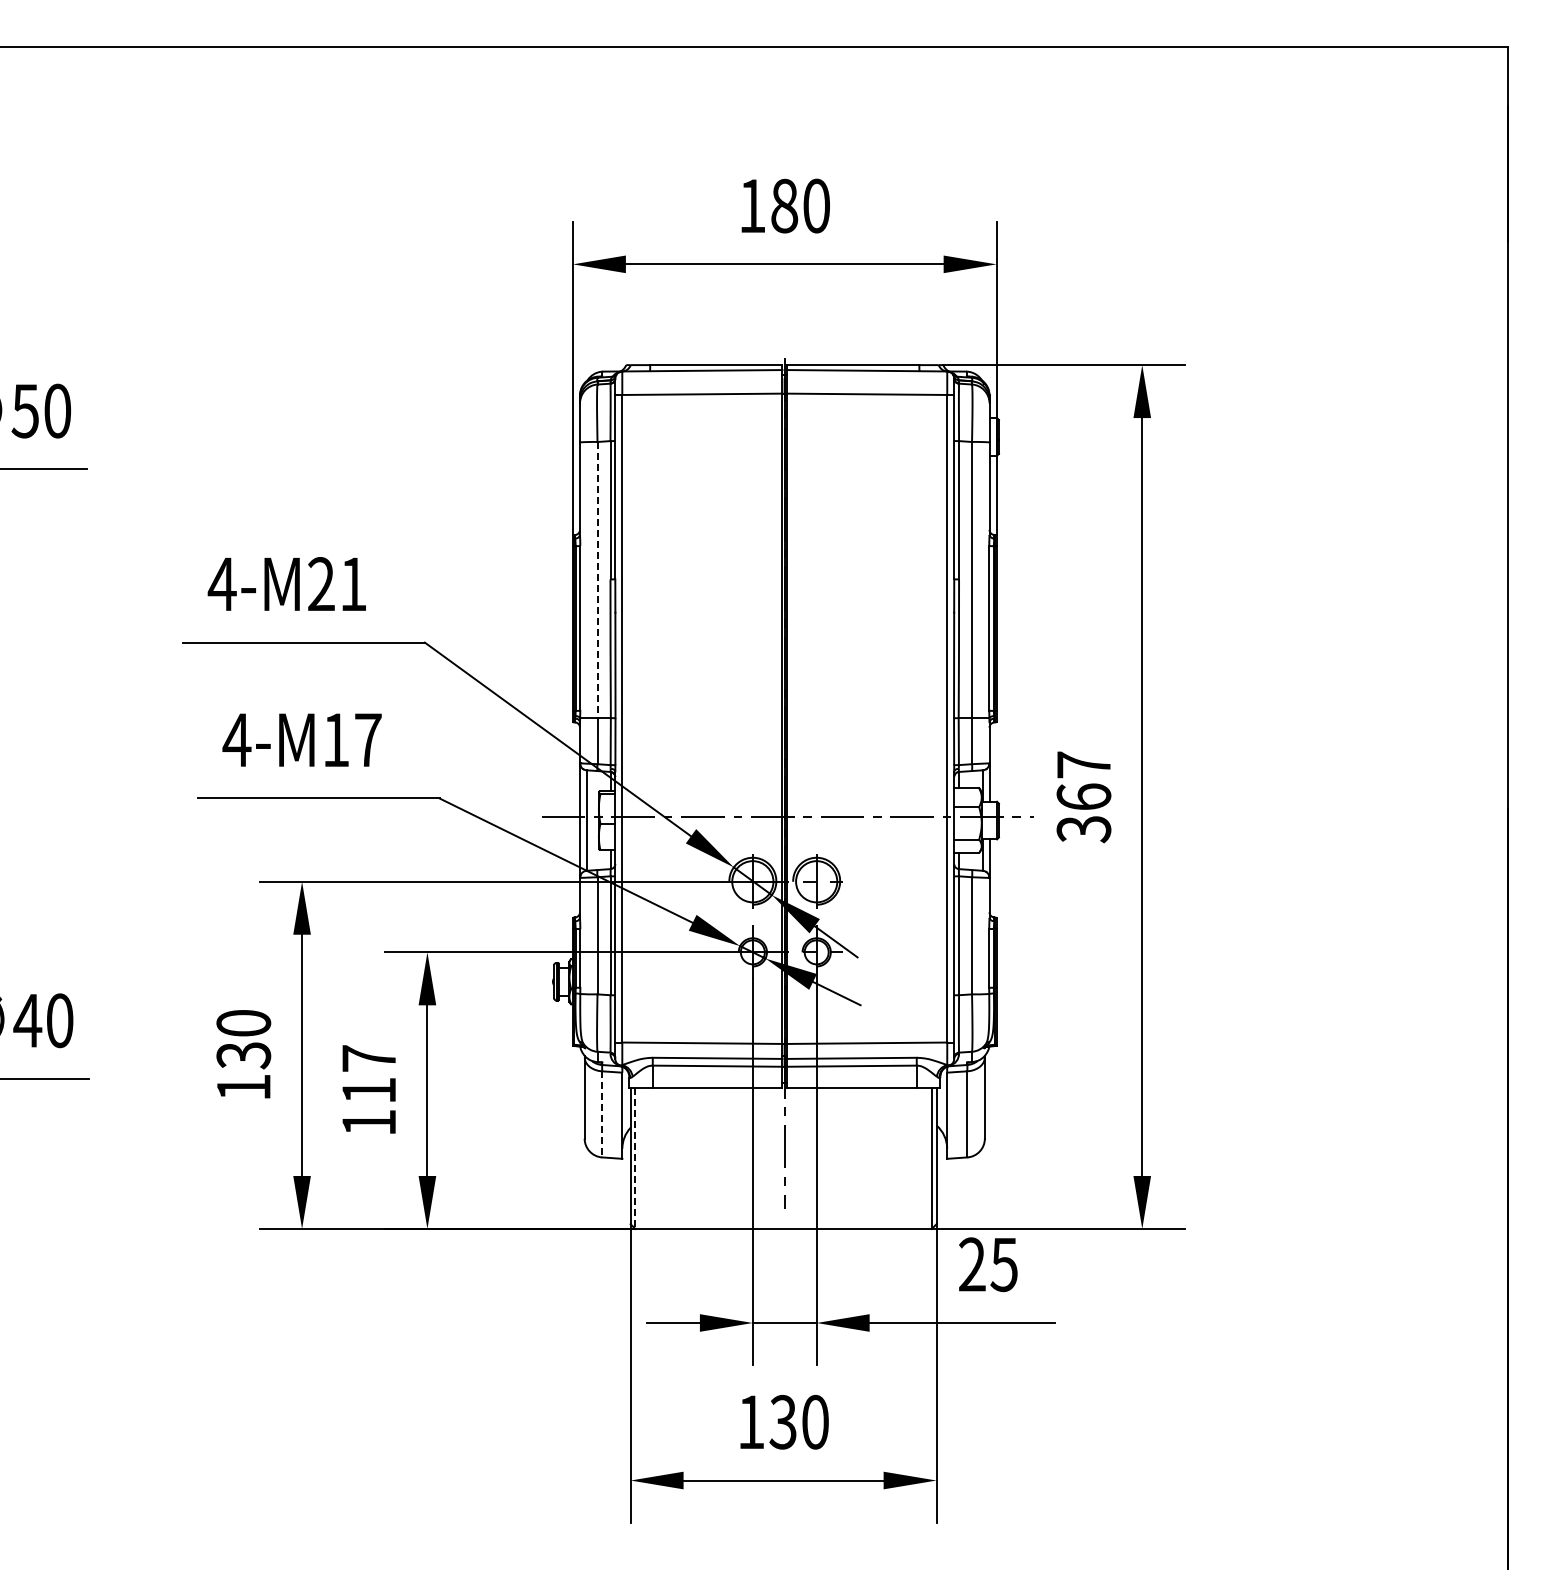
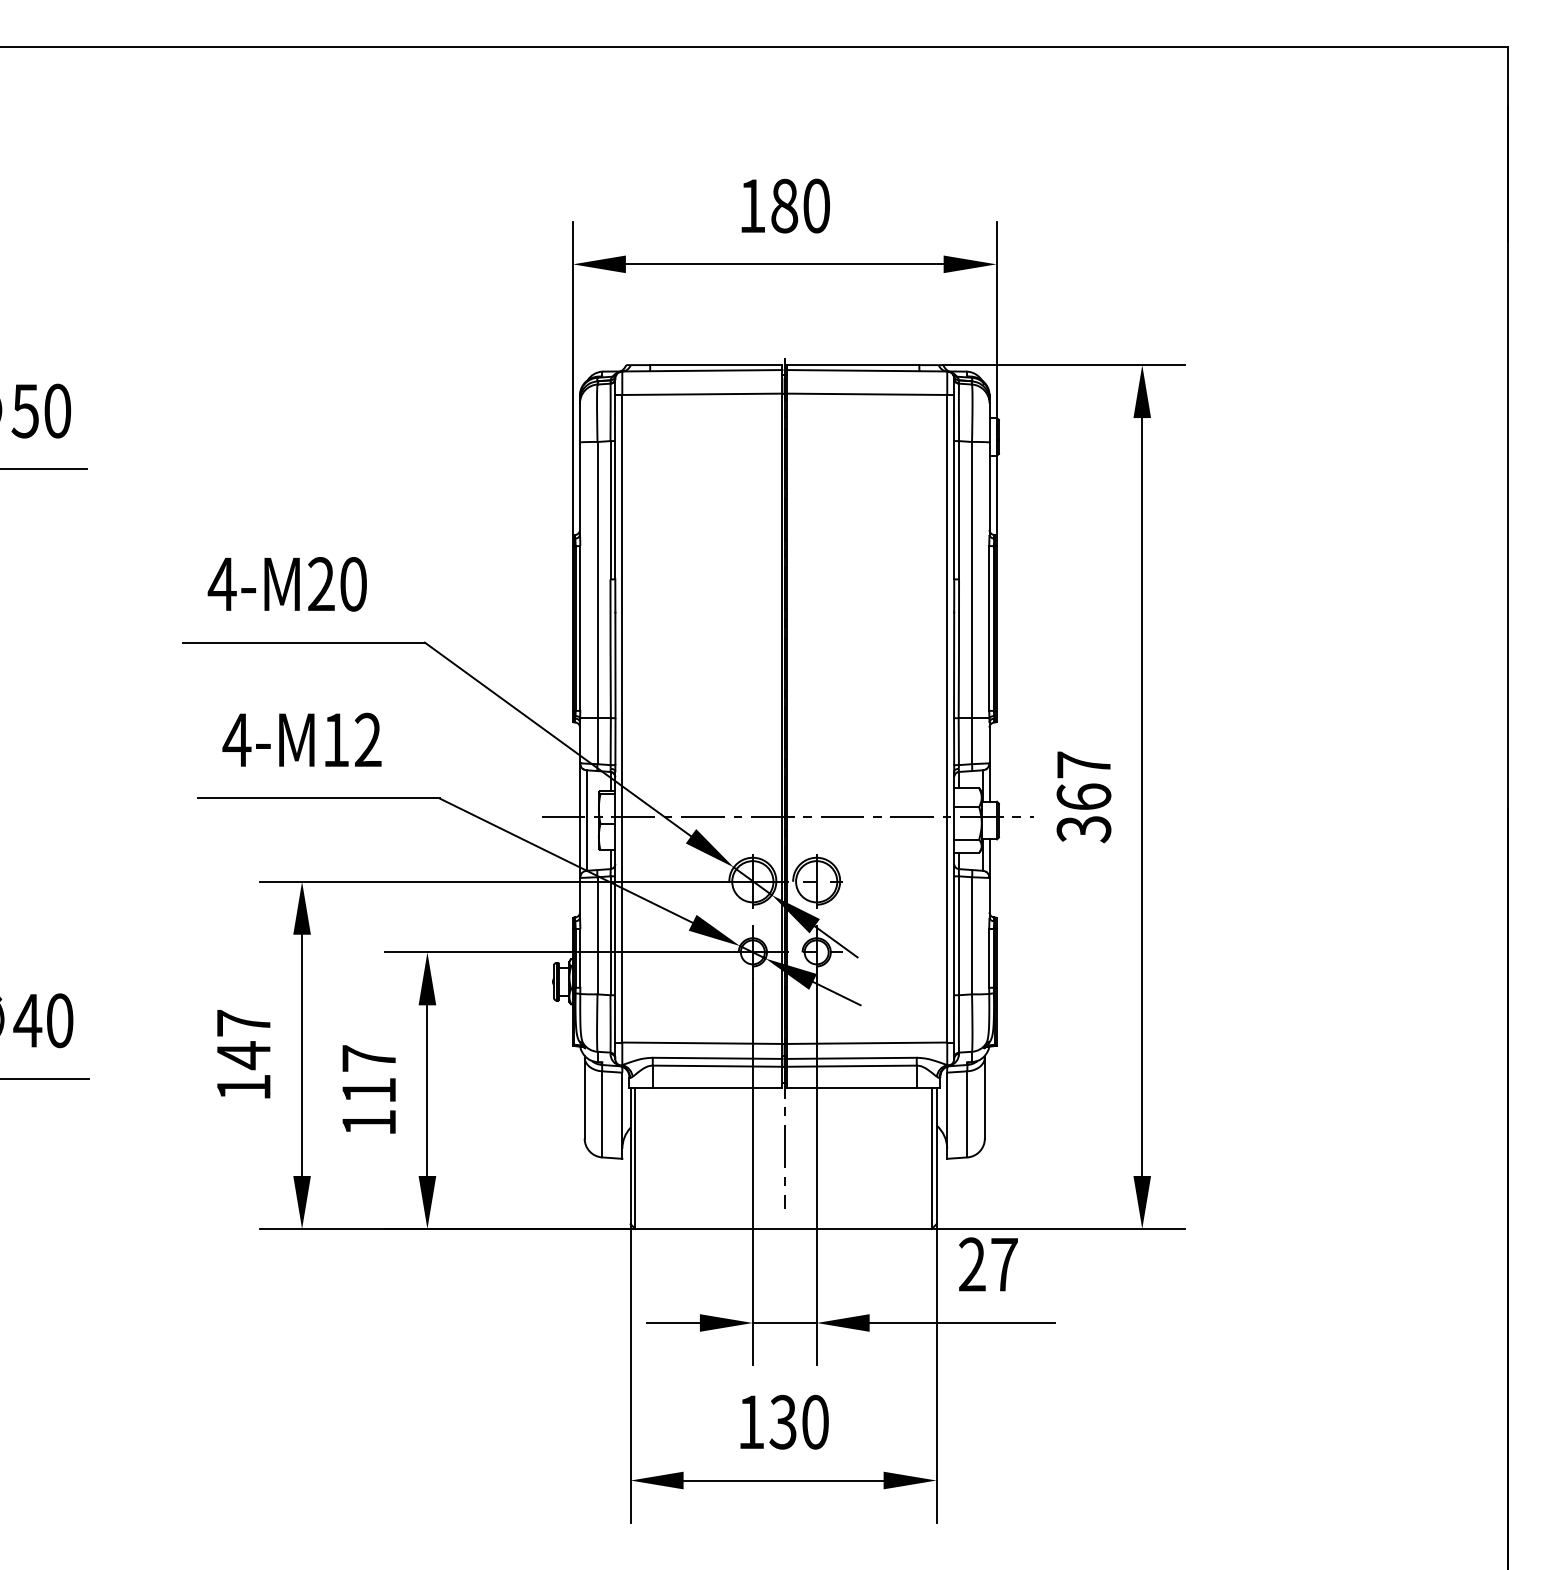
line: dashed -> solid (597, 580)
text: 4-M21 -> 4-M20 (353, 584)
text: 4-M17 -> 4-M12 (367, 739)
text: 130 -> 147 (243, 1040)
line: dashed -> solid (602, 1114)
line: dashed -> solid (635, 1158)
text: 25 -> 27 (1003, 1265)
